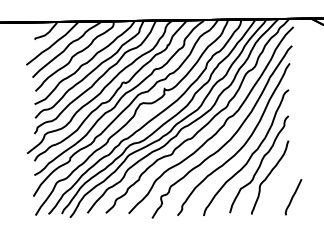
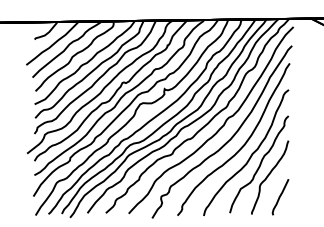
part position: (293, 197) -> (280, 197) (280, 197)
